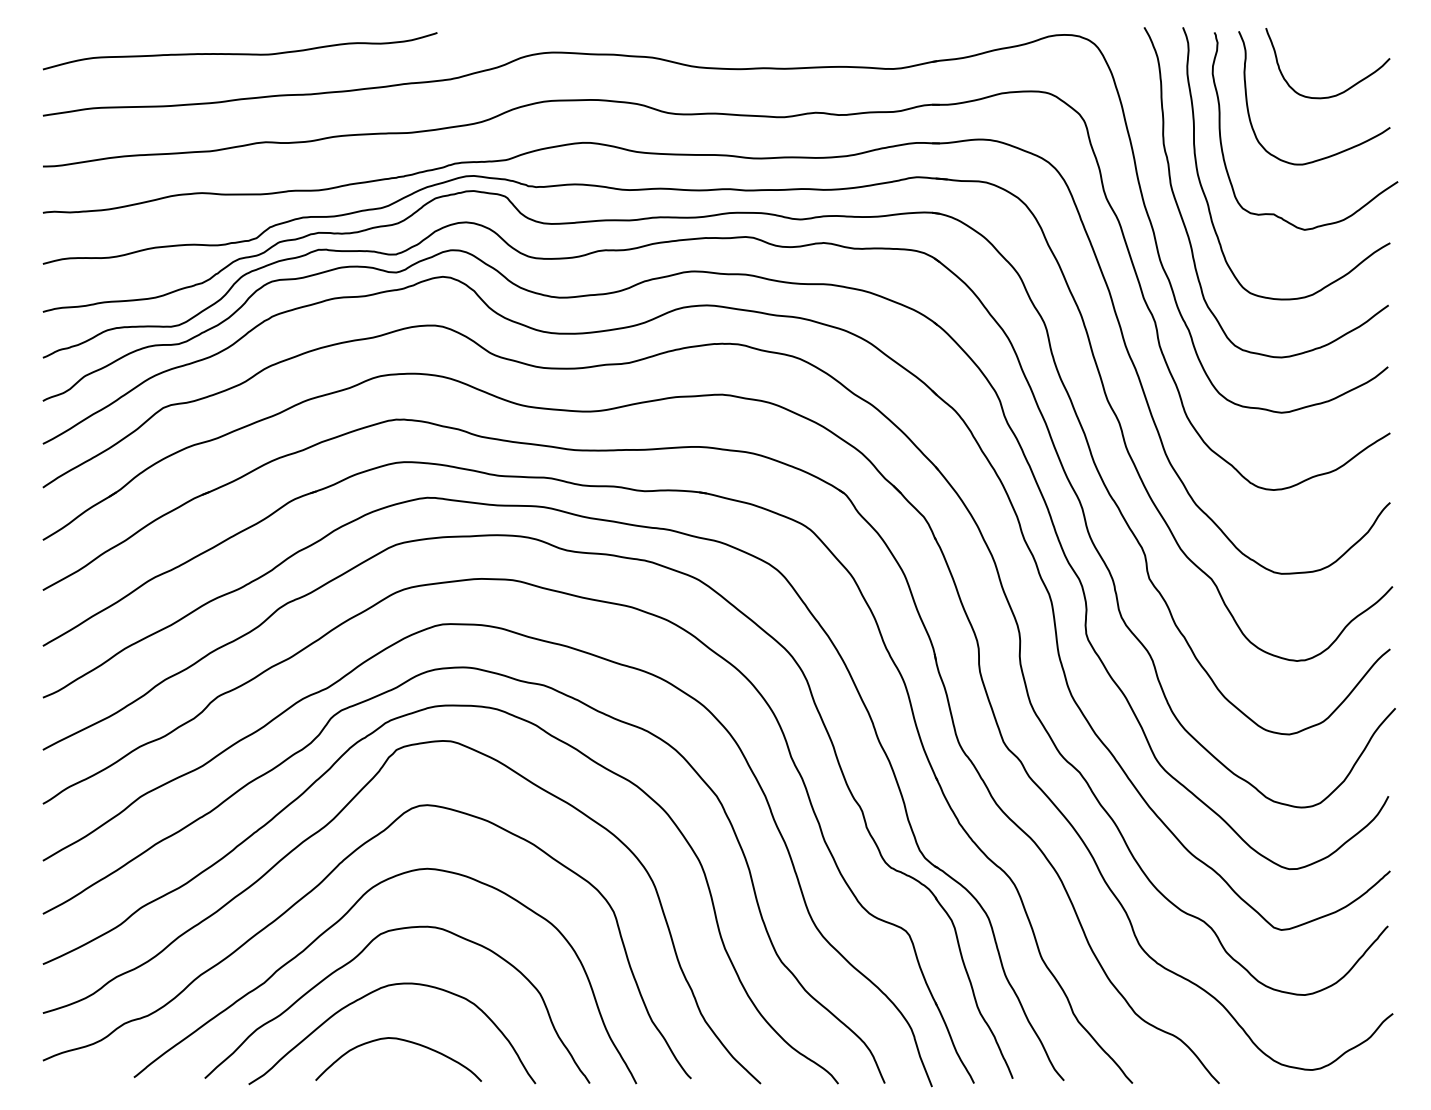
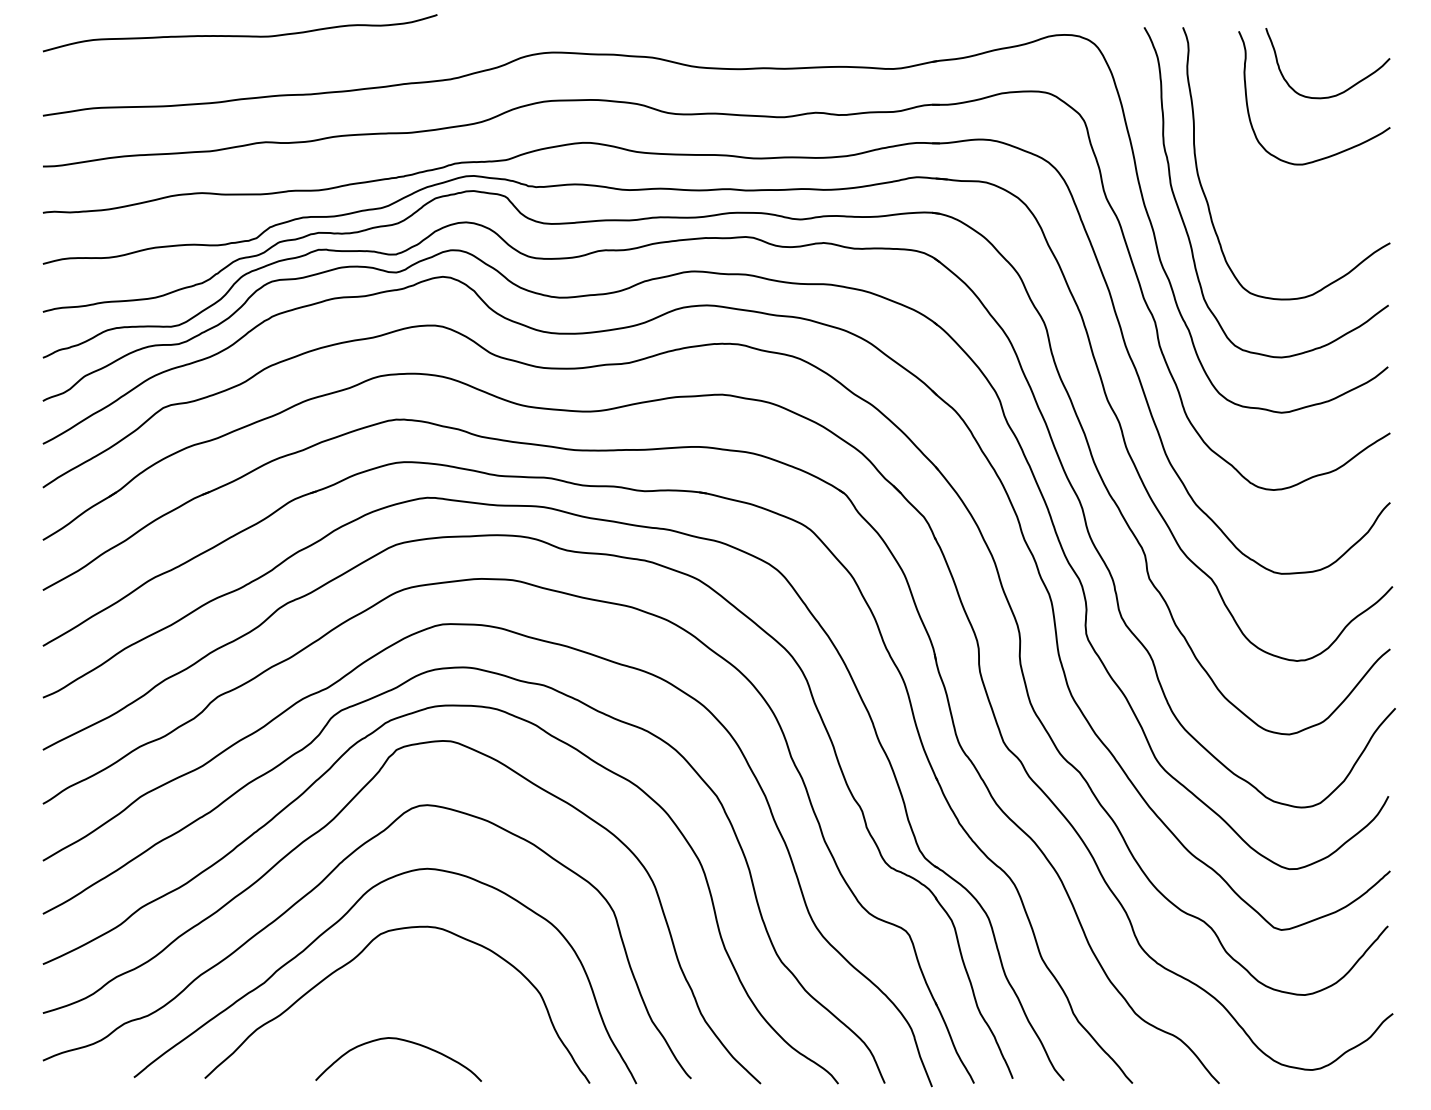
curve position: (239, 53) -> (239, 35) (239, 35)
curve: present -> none (1222, 144)
curve: present -> none (372, 993)
